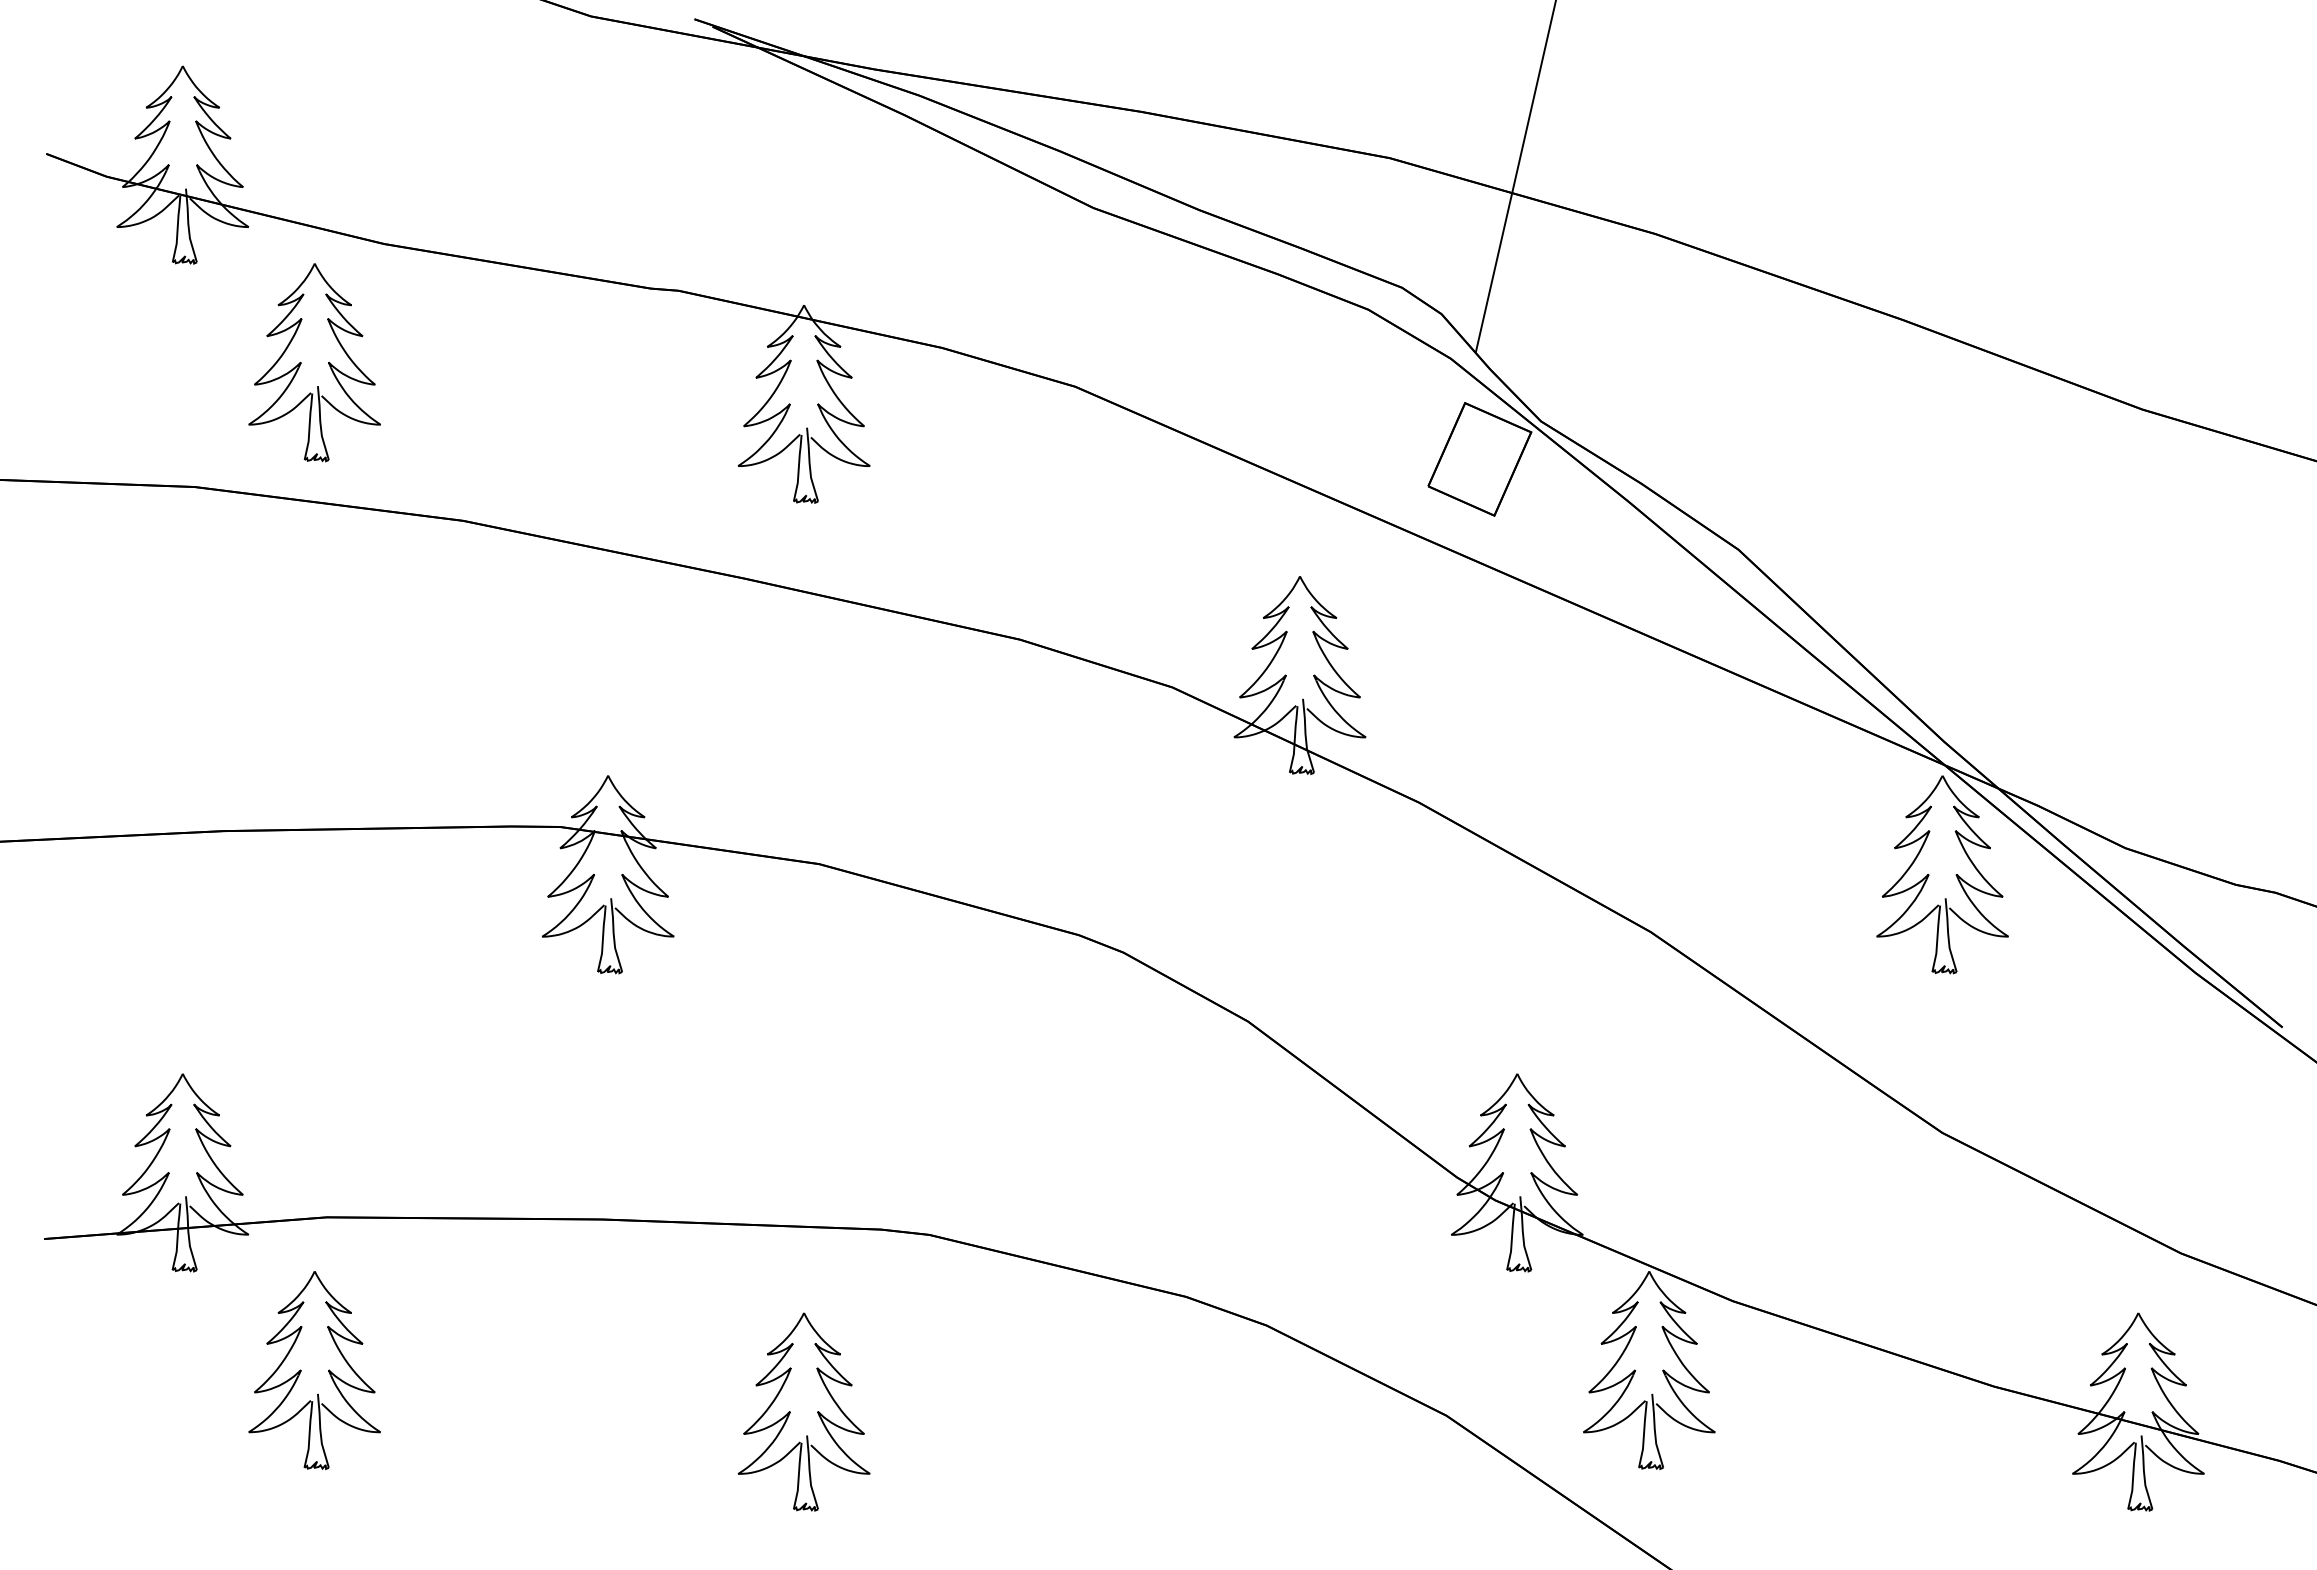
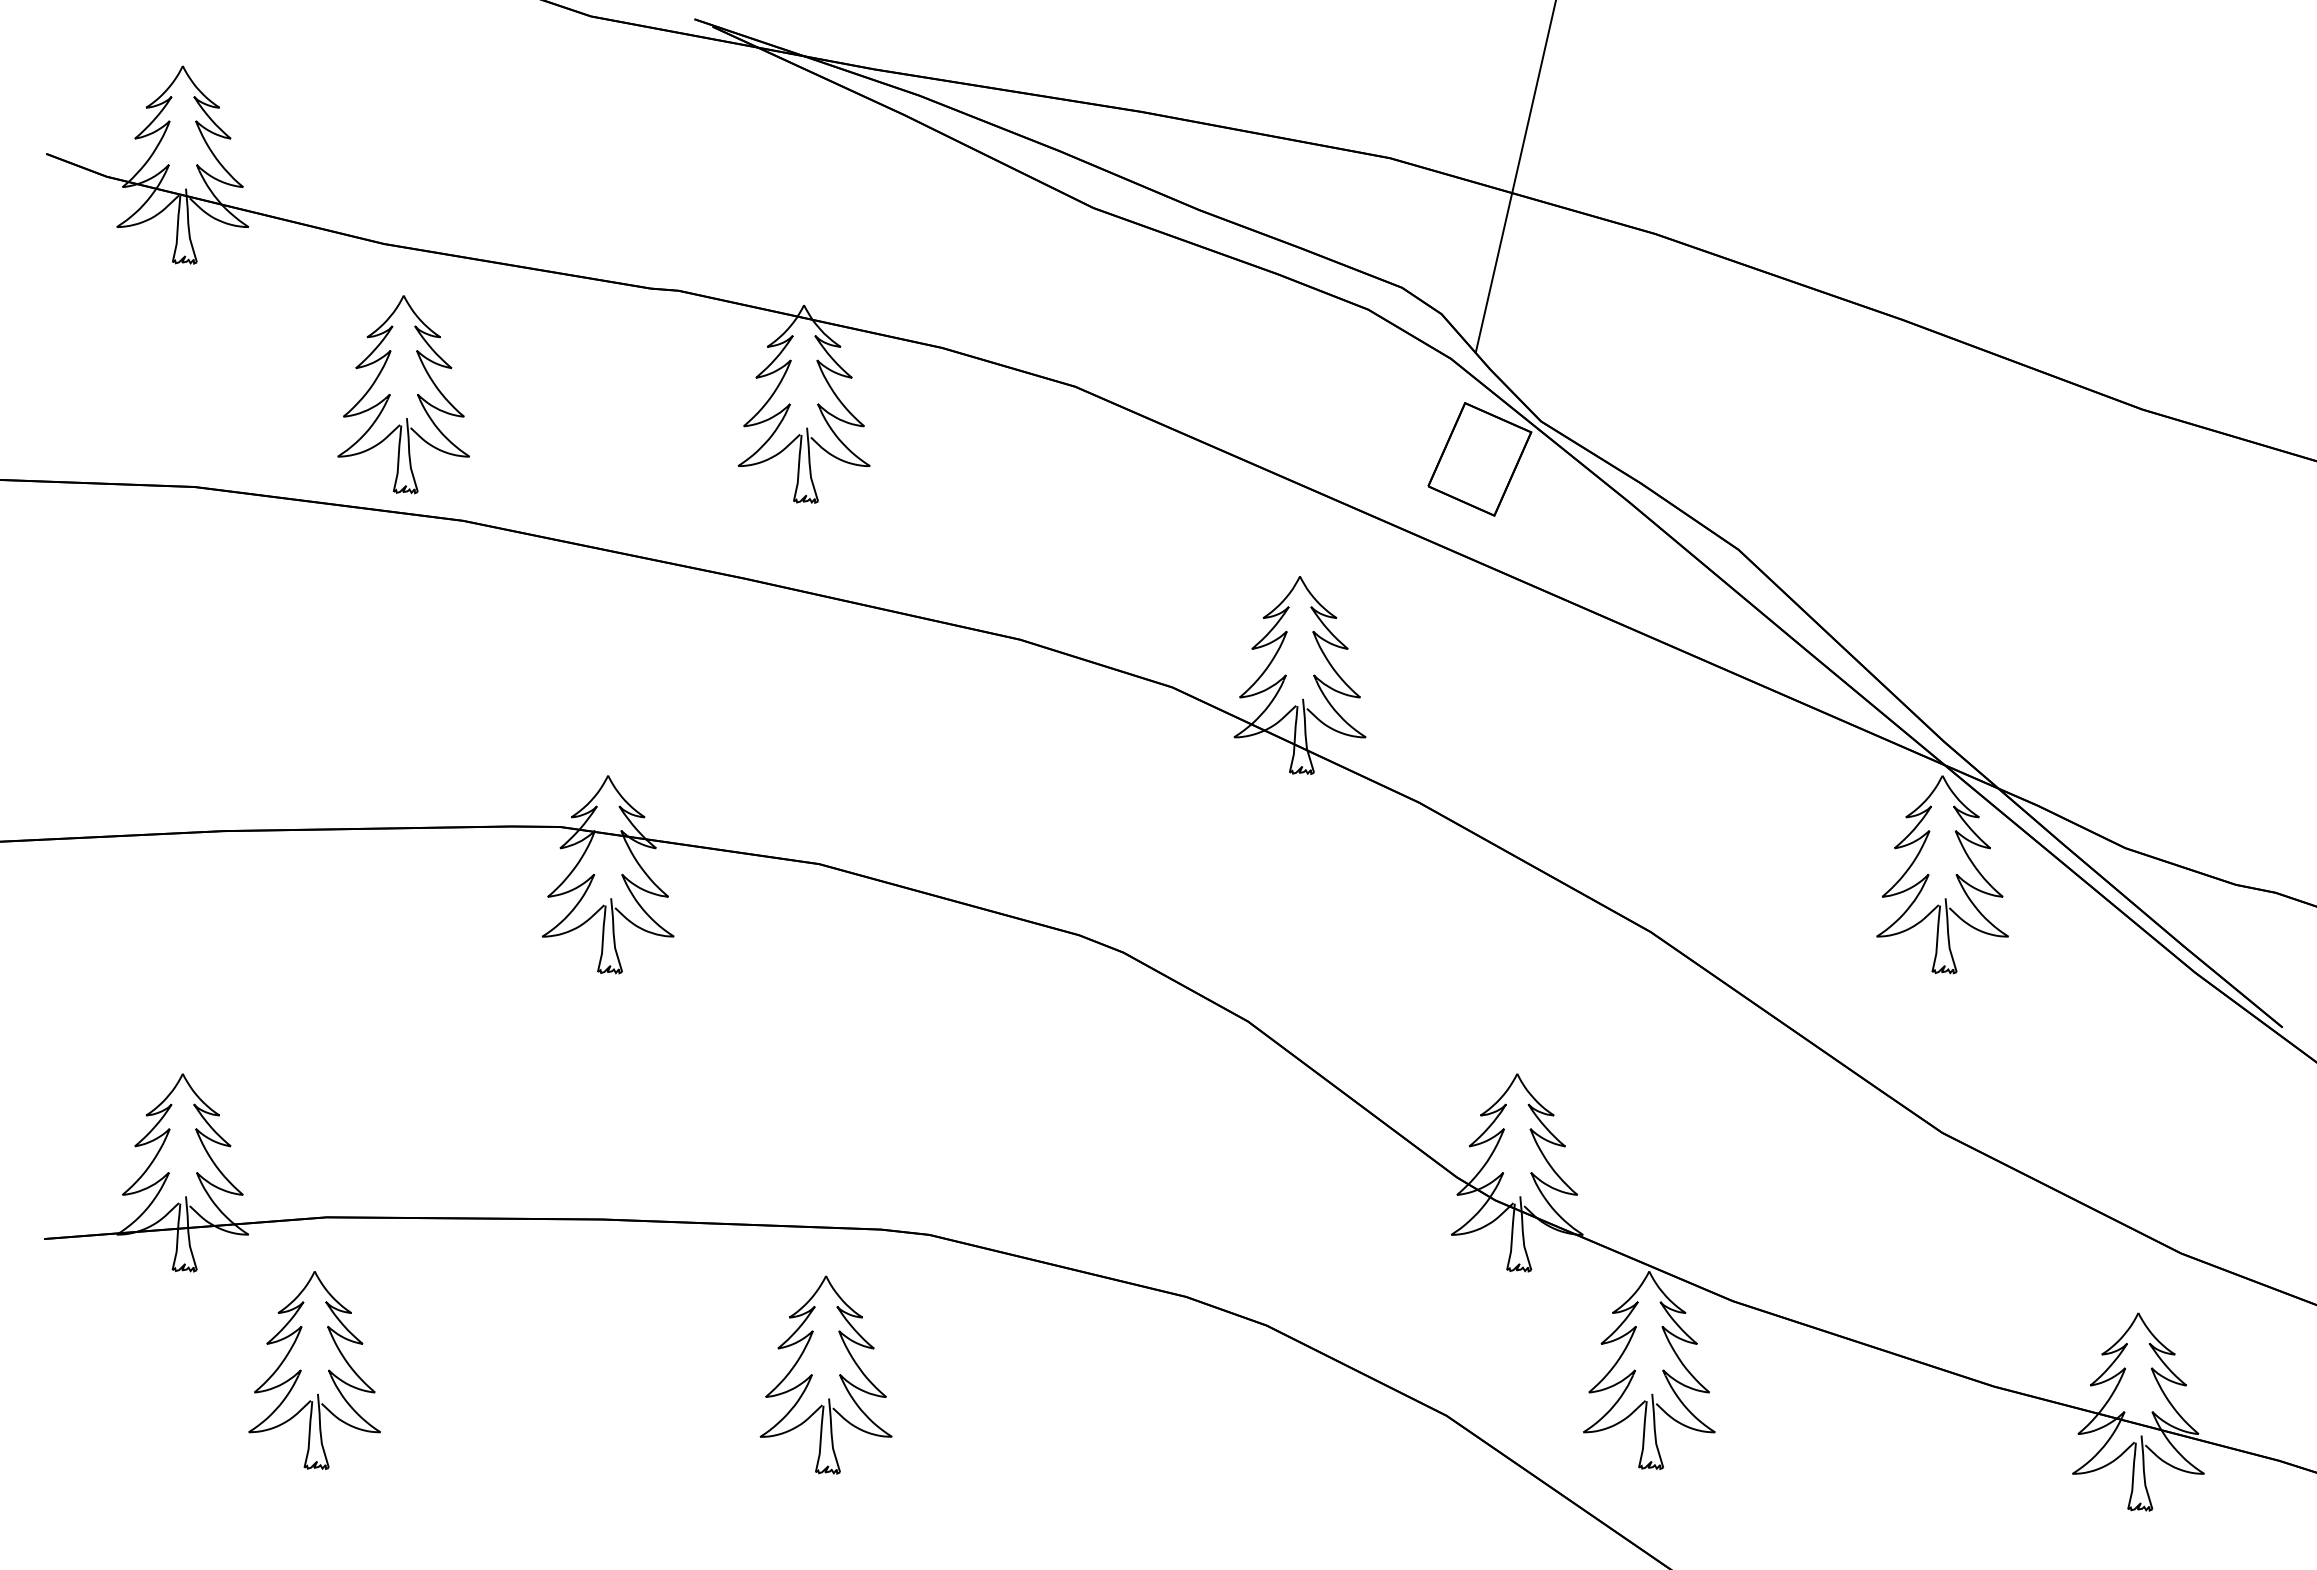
part position: (301, 362) -> (390, 394) (390, 394)
part position: (790, 1411) -> (812, 1374) (812, 1374)
